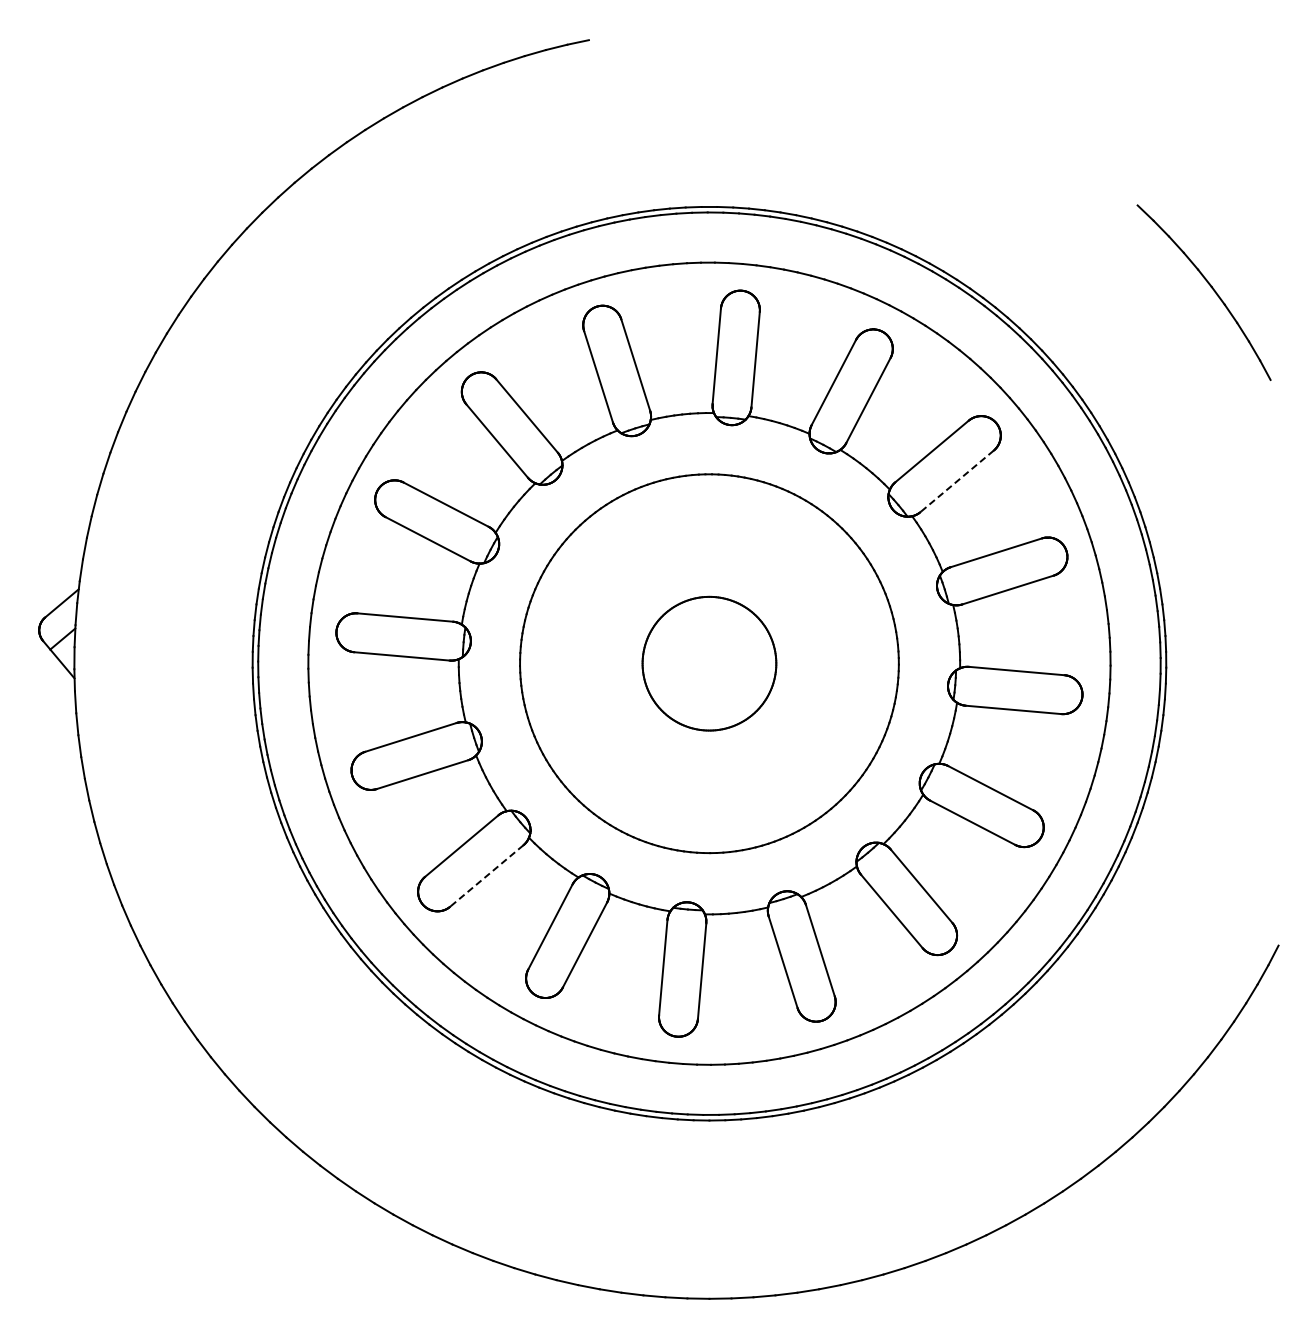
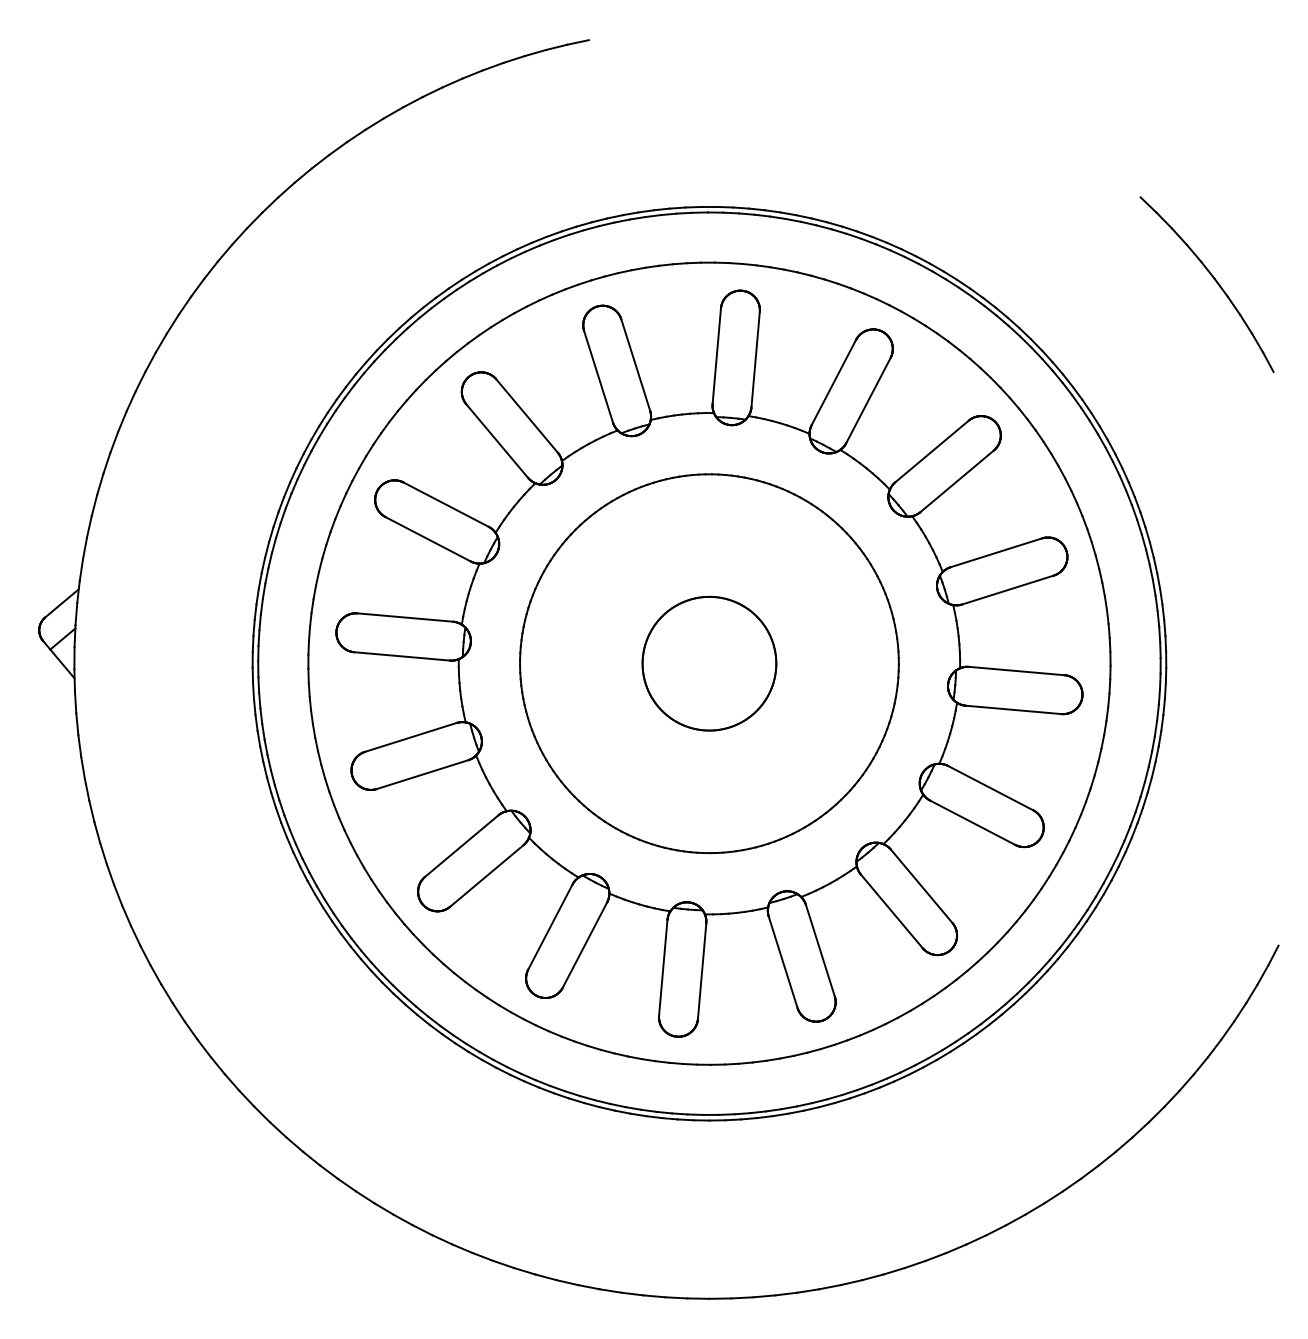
part position: (1210, 287) -> (1213, 279) (1213, 279)
line: dashed -> solid (957, 481)
line: dashed -> solid (486, 875)
